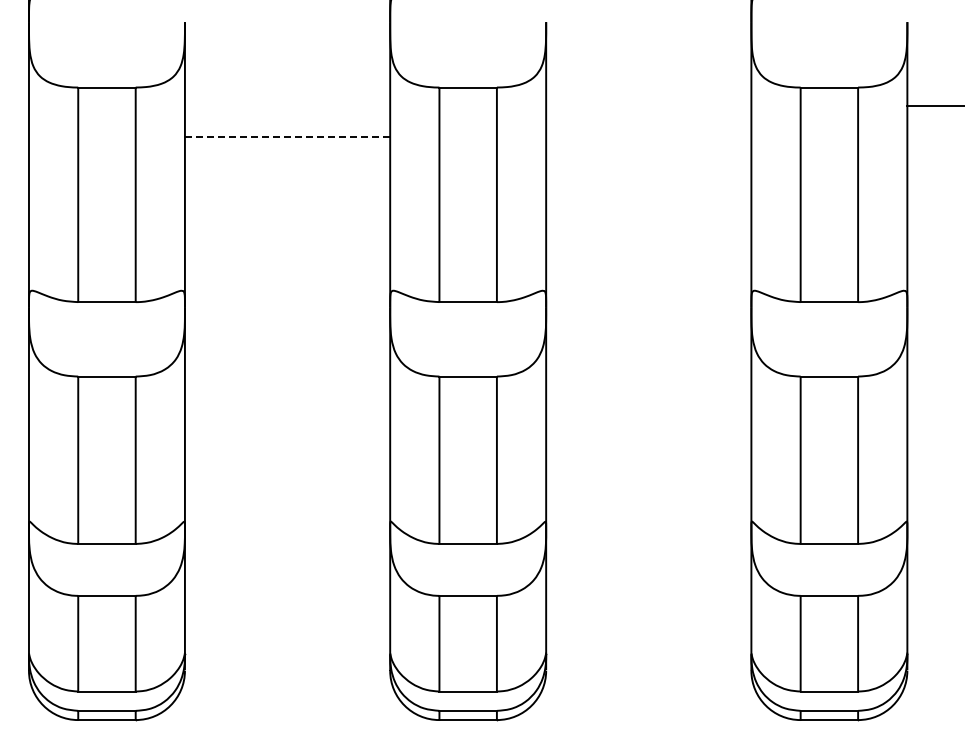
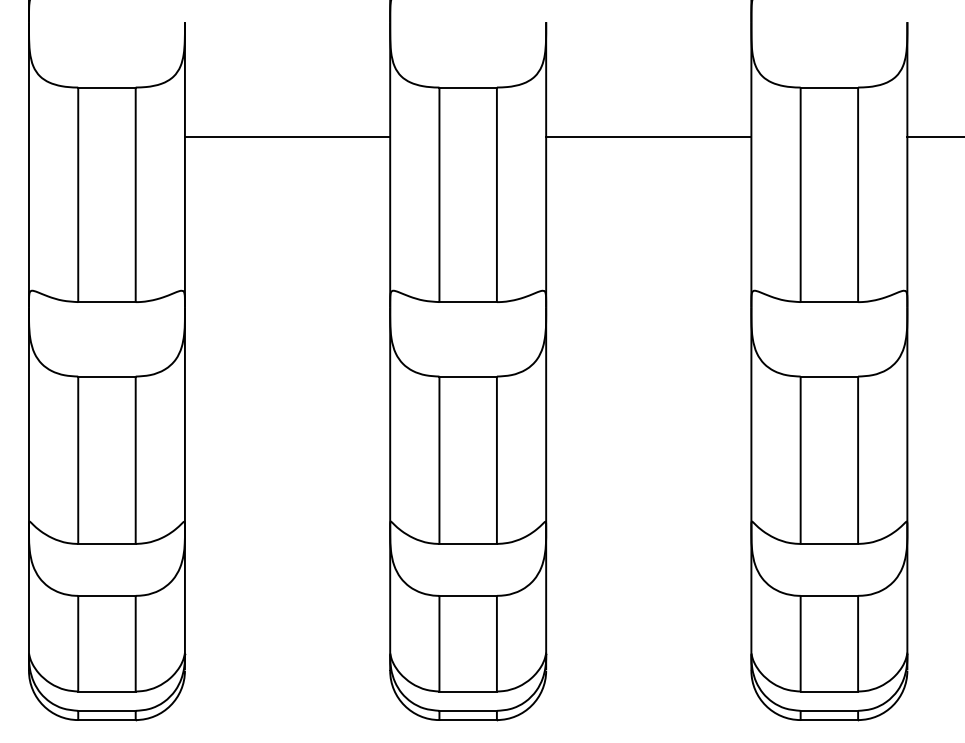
line position: (934, 106) -> (934, 137) (934, 137)
line: dashed -> solid (287, 137)
line: none -> present (648, 137)
